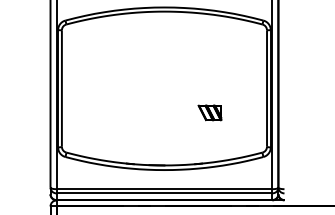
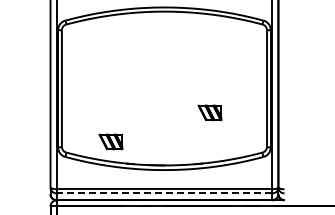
part: none -> present (110, 141)
line: solid -> dashed (164, 193)
